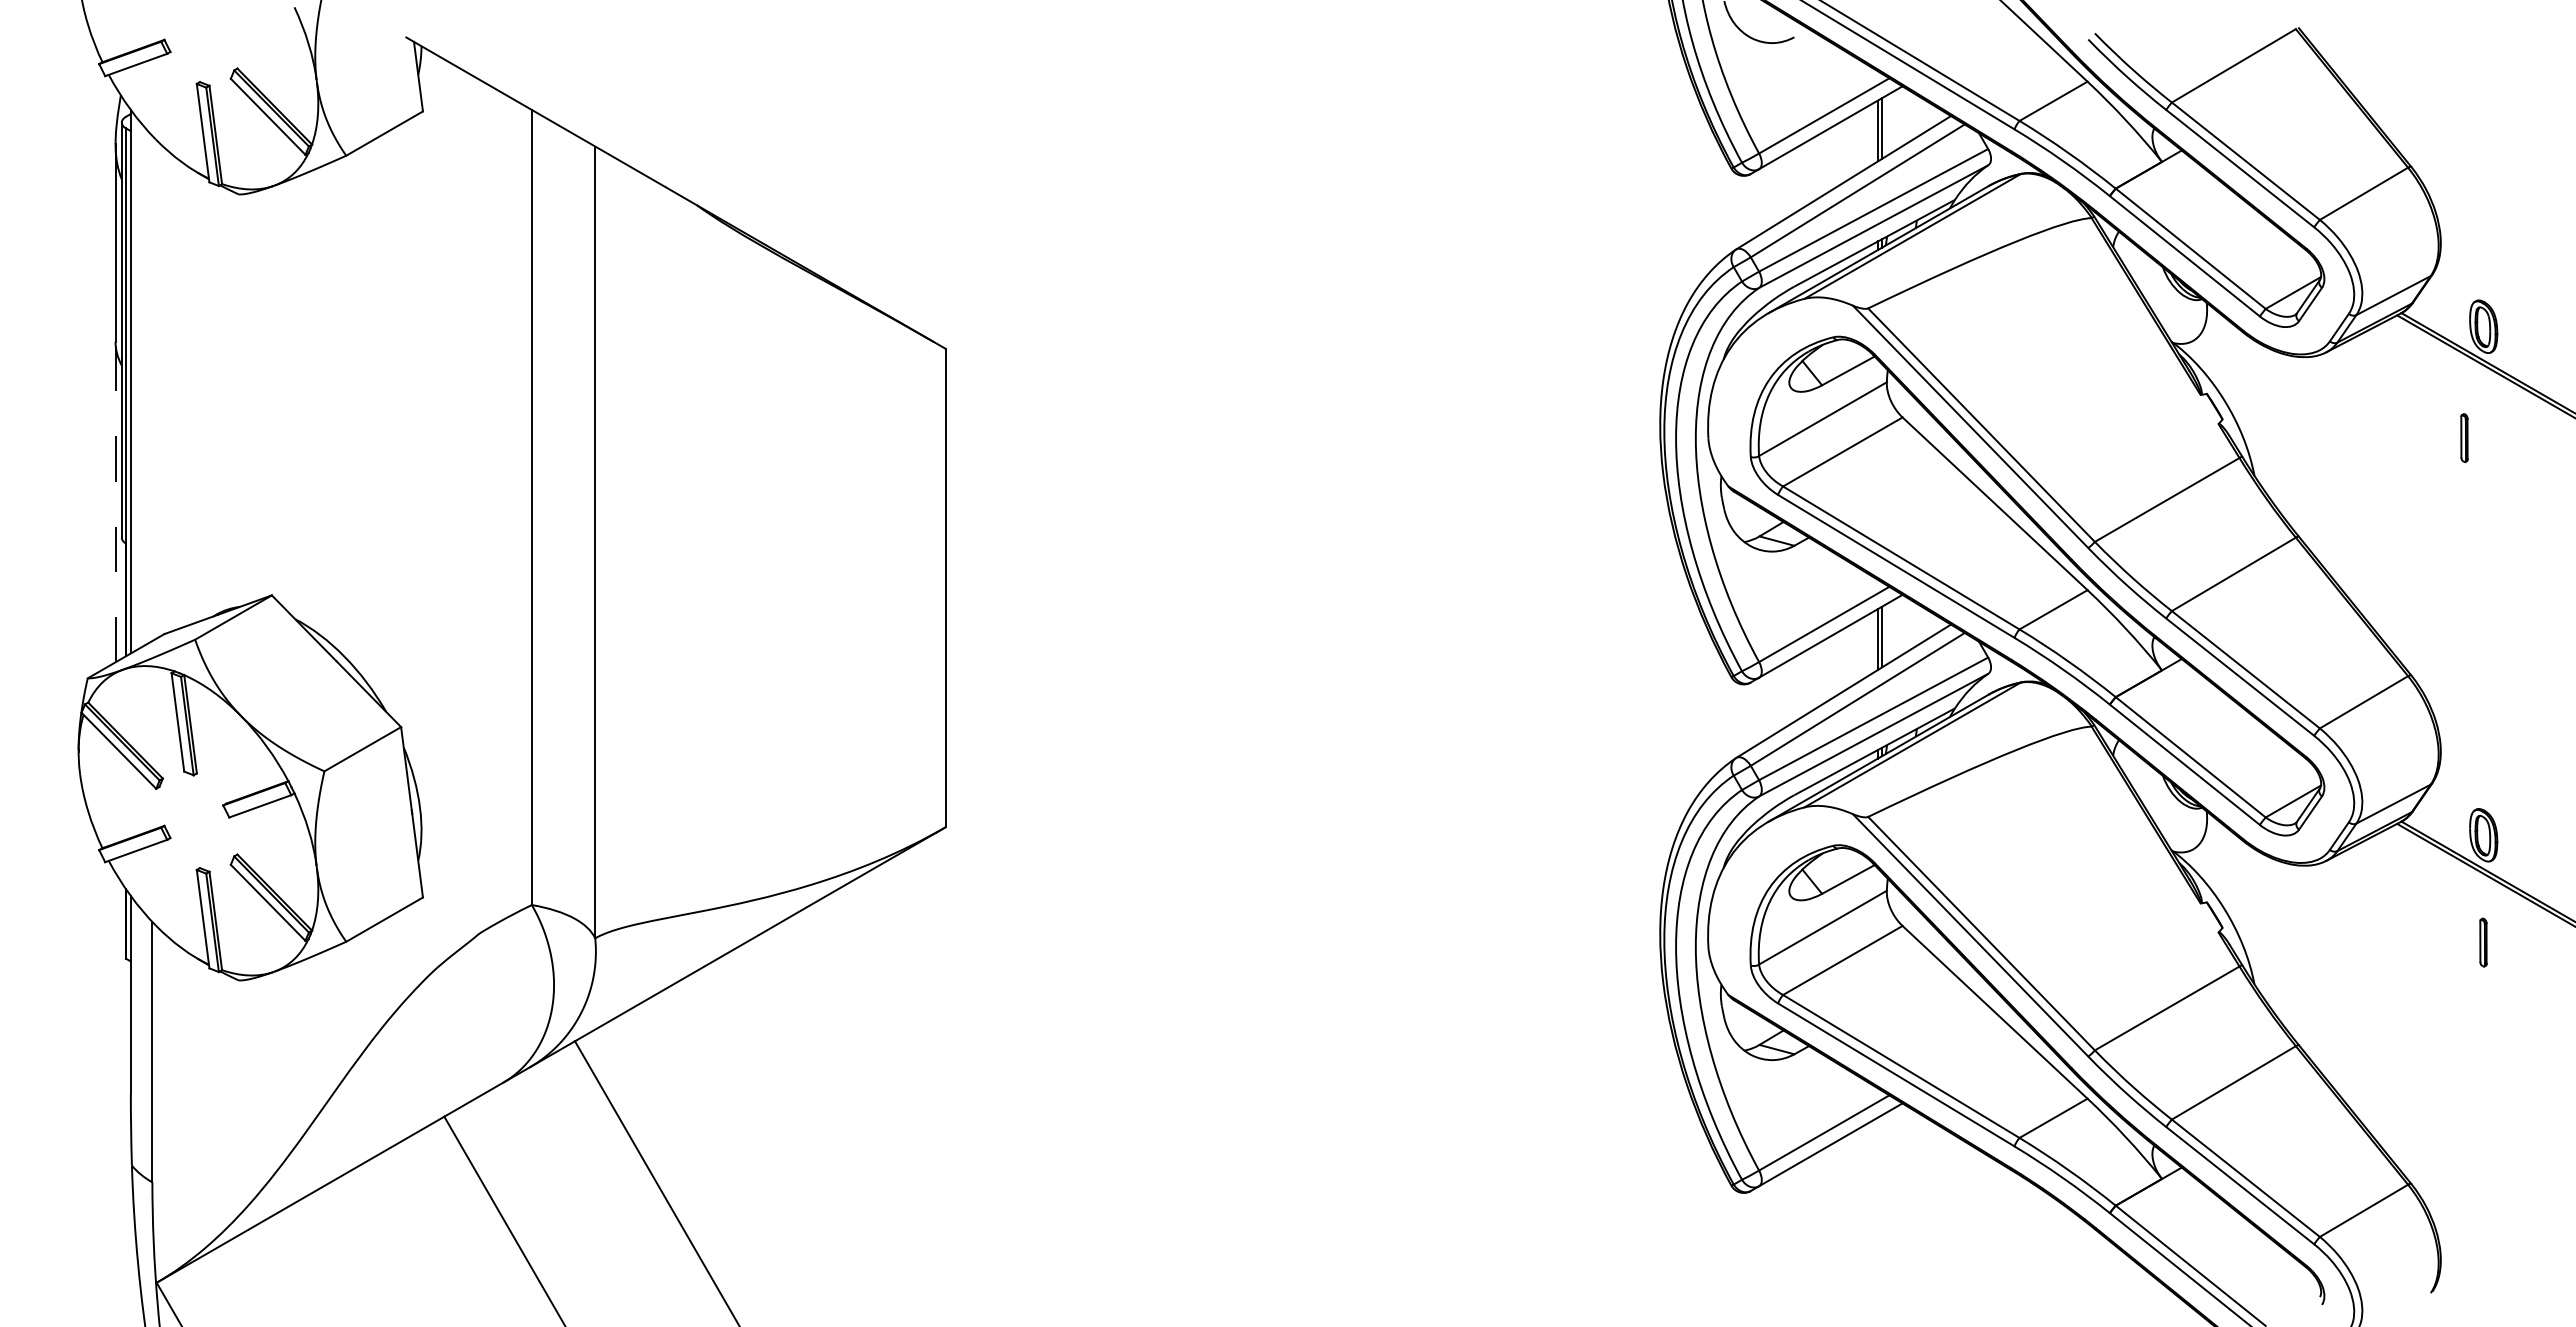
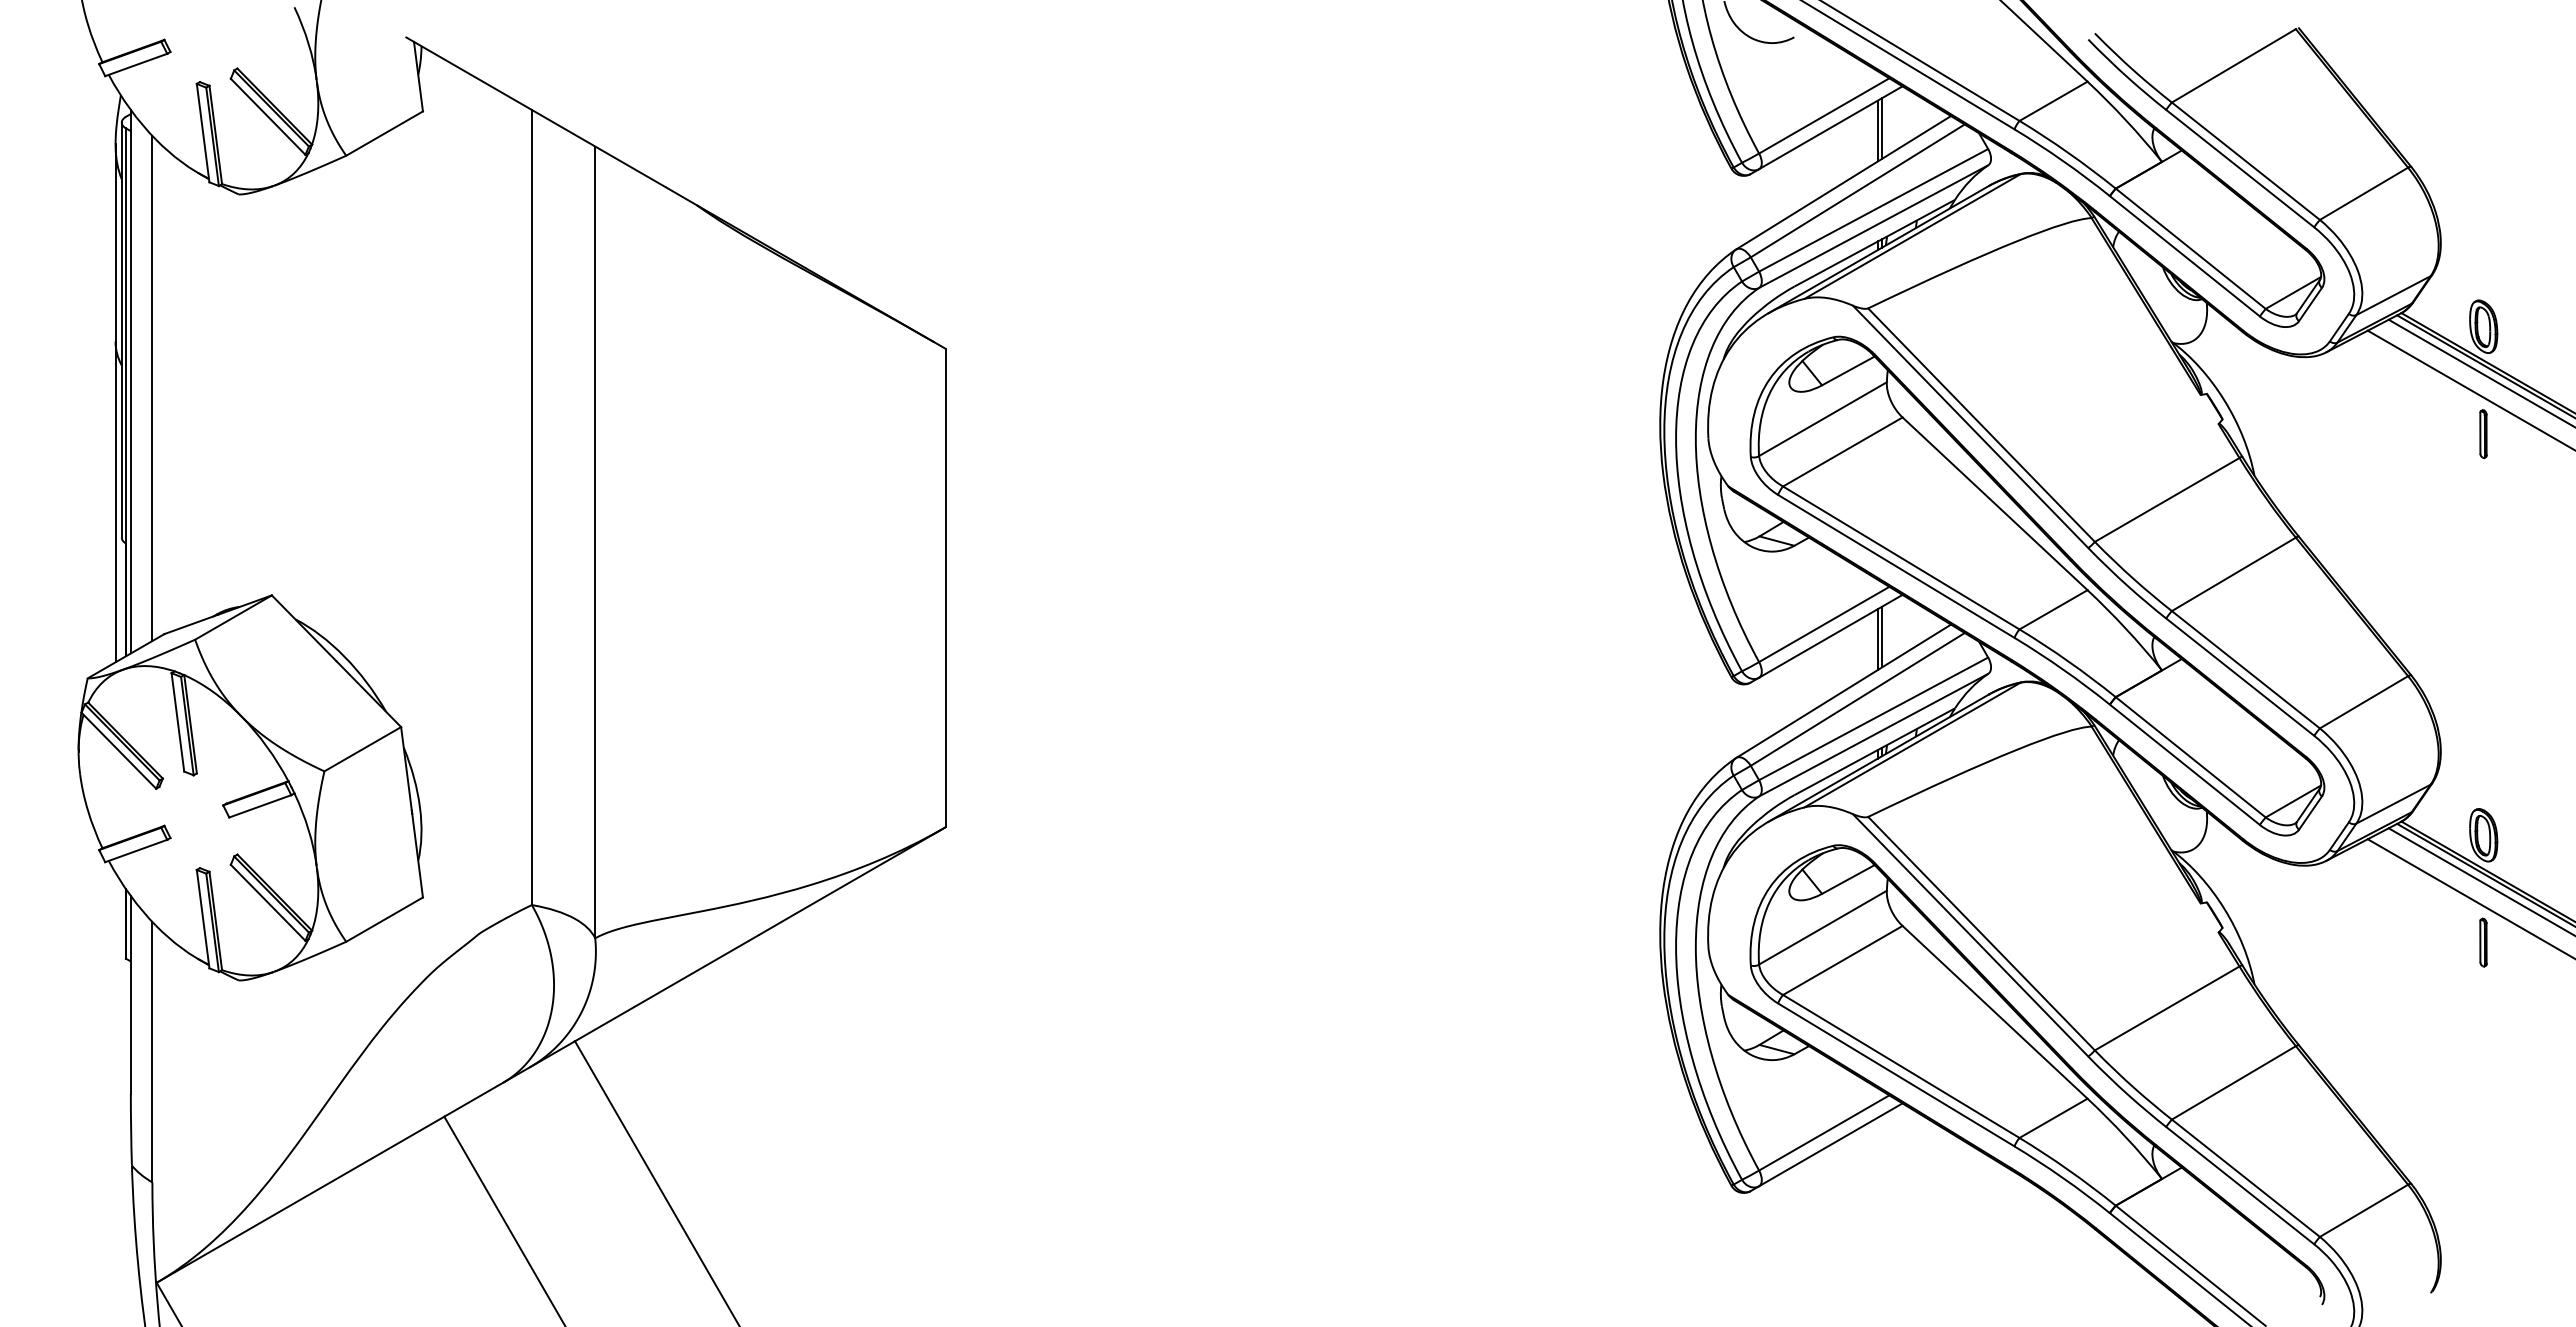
line: none -> present (2480, 372)
line: none -> present (152, 388)
line: none -> present (2469, 389)
part position: (2464, 437) -> (2483, 433) (2483, 433)
line: dashed -> solid (115, 501)
line: none -> present (2480, 881)
line: none -> present (2469, 898)
